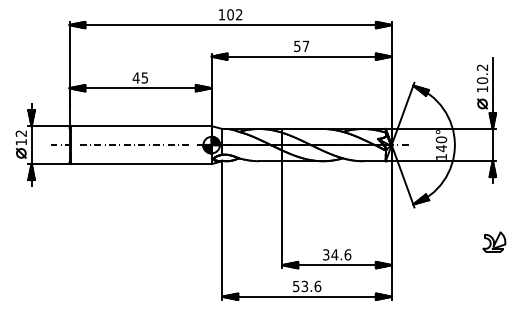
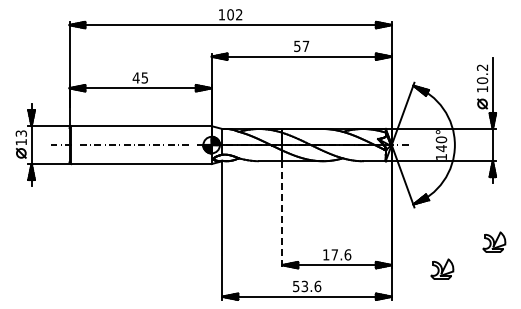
text: 12 -> 13 (21, 133)
line: solid -> dashed (282, 214)
text: 34.6 -> 17.6 (330, 254)
part: none -> present (442, 268)
